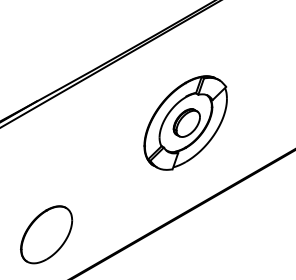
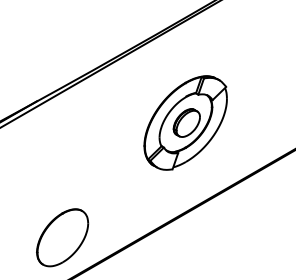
part position: (46, 234) -> (62, 237) (62, 237)
